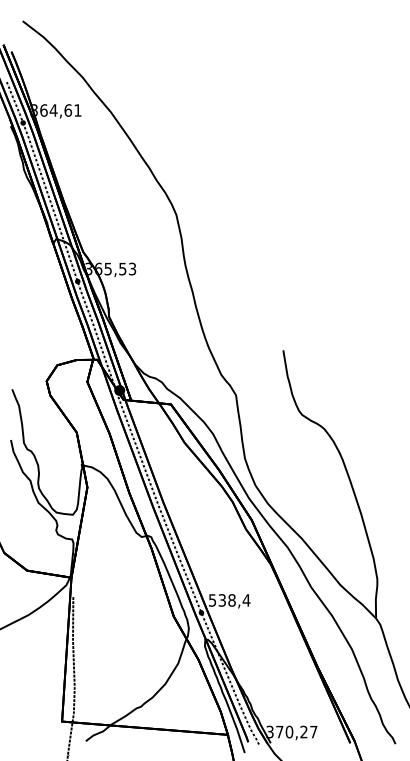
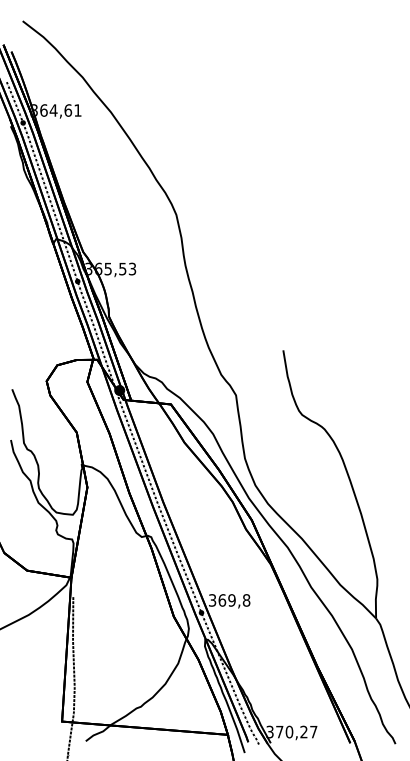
text: 538,4 -> 369,8 (229, 600)
